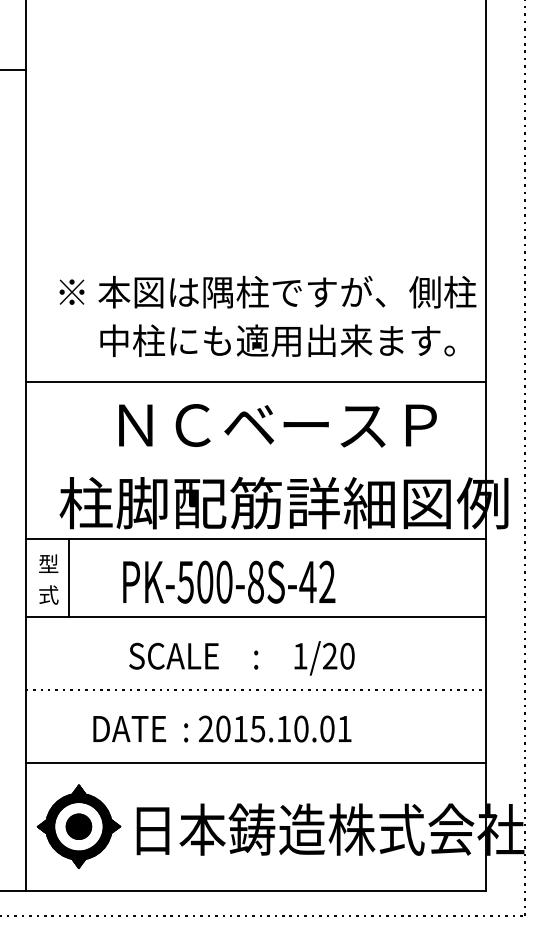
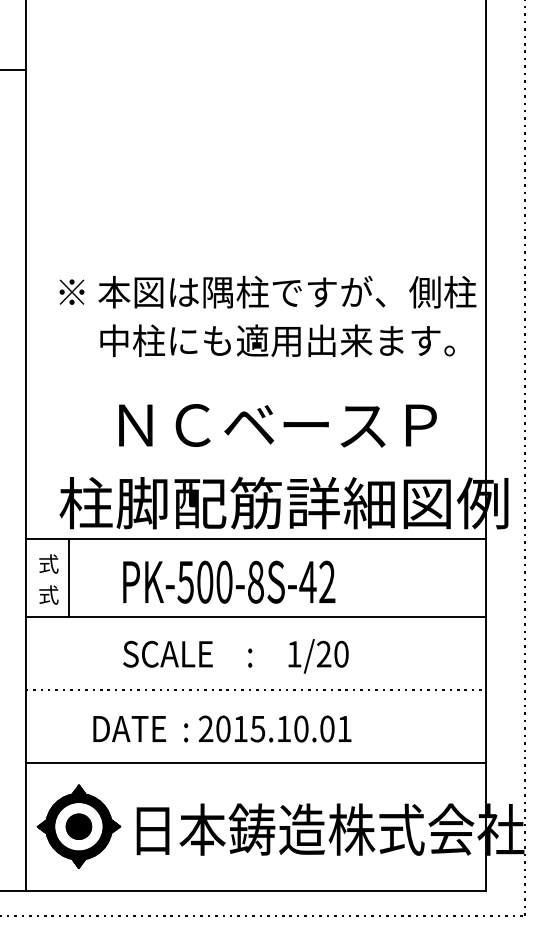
line: present -> none (255, 382)
text: 型 -> 式 (48, 563)
text position: (241, 658) -> (235, 656) (235, 656)
